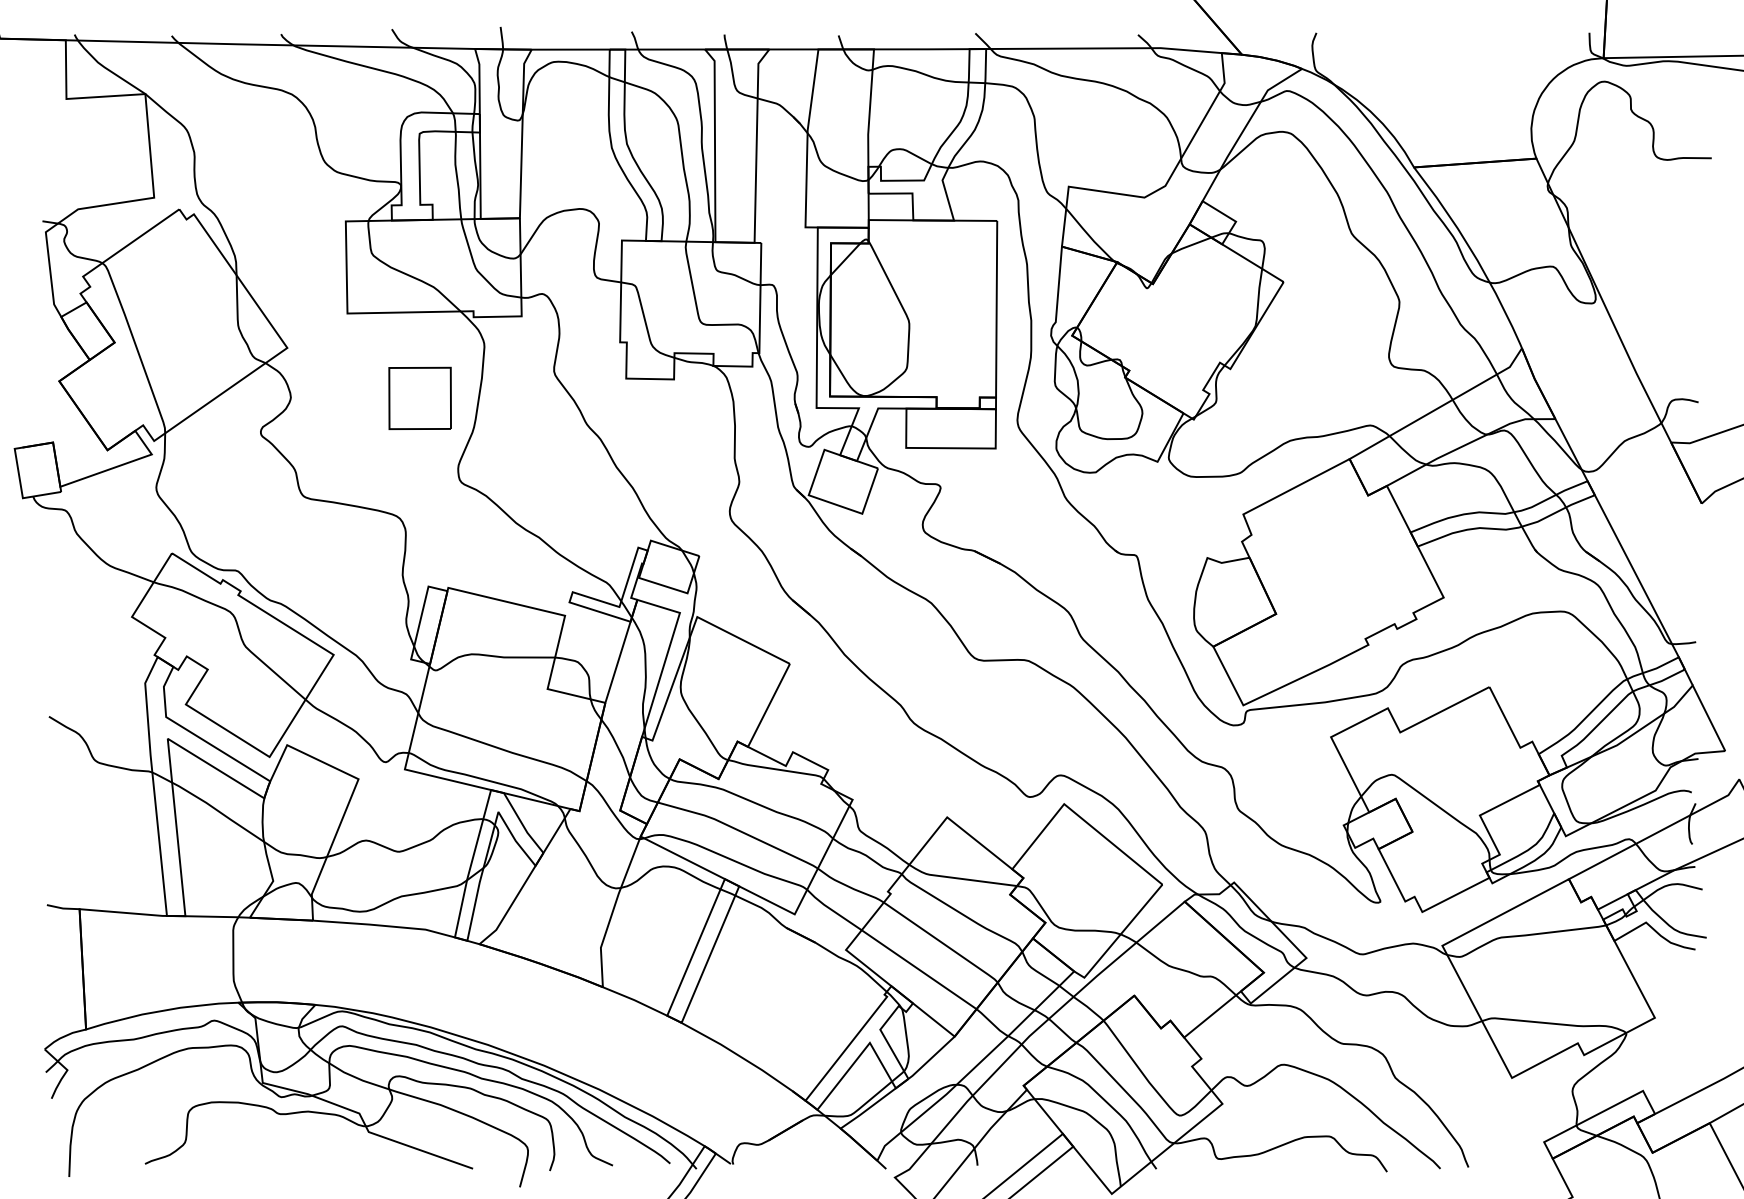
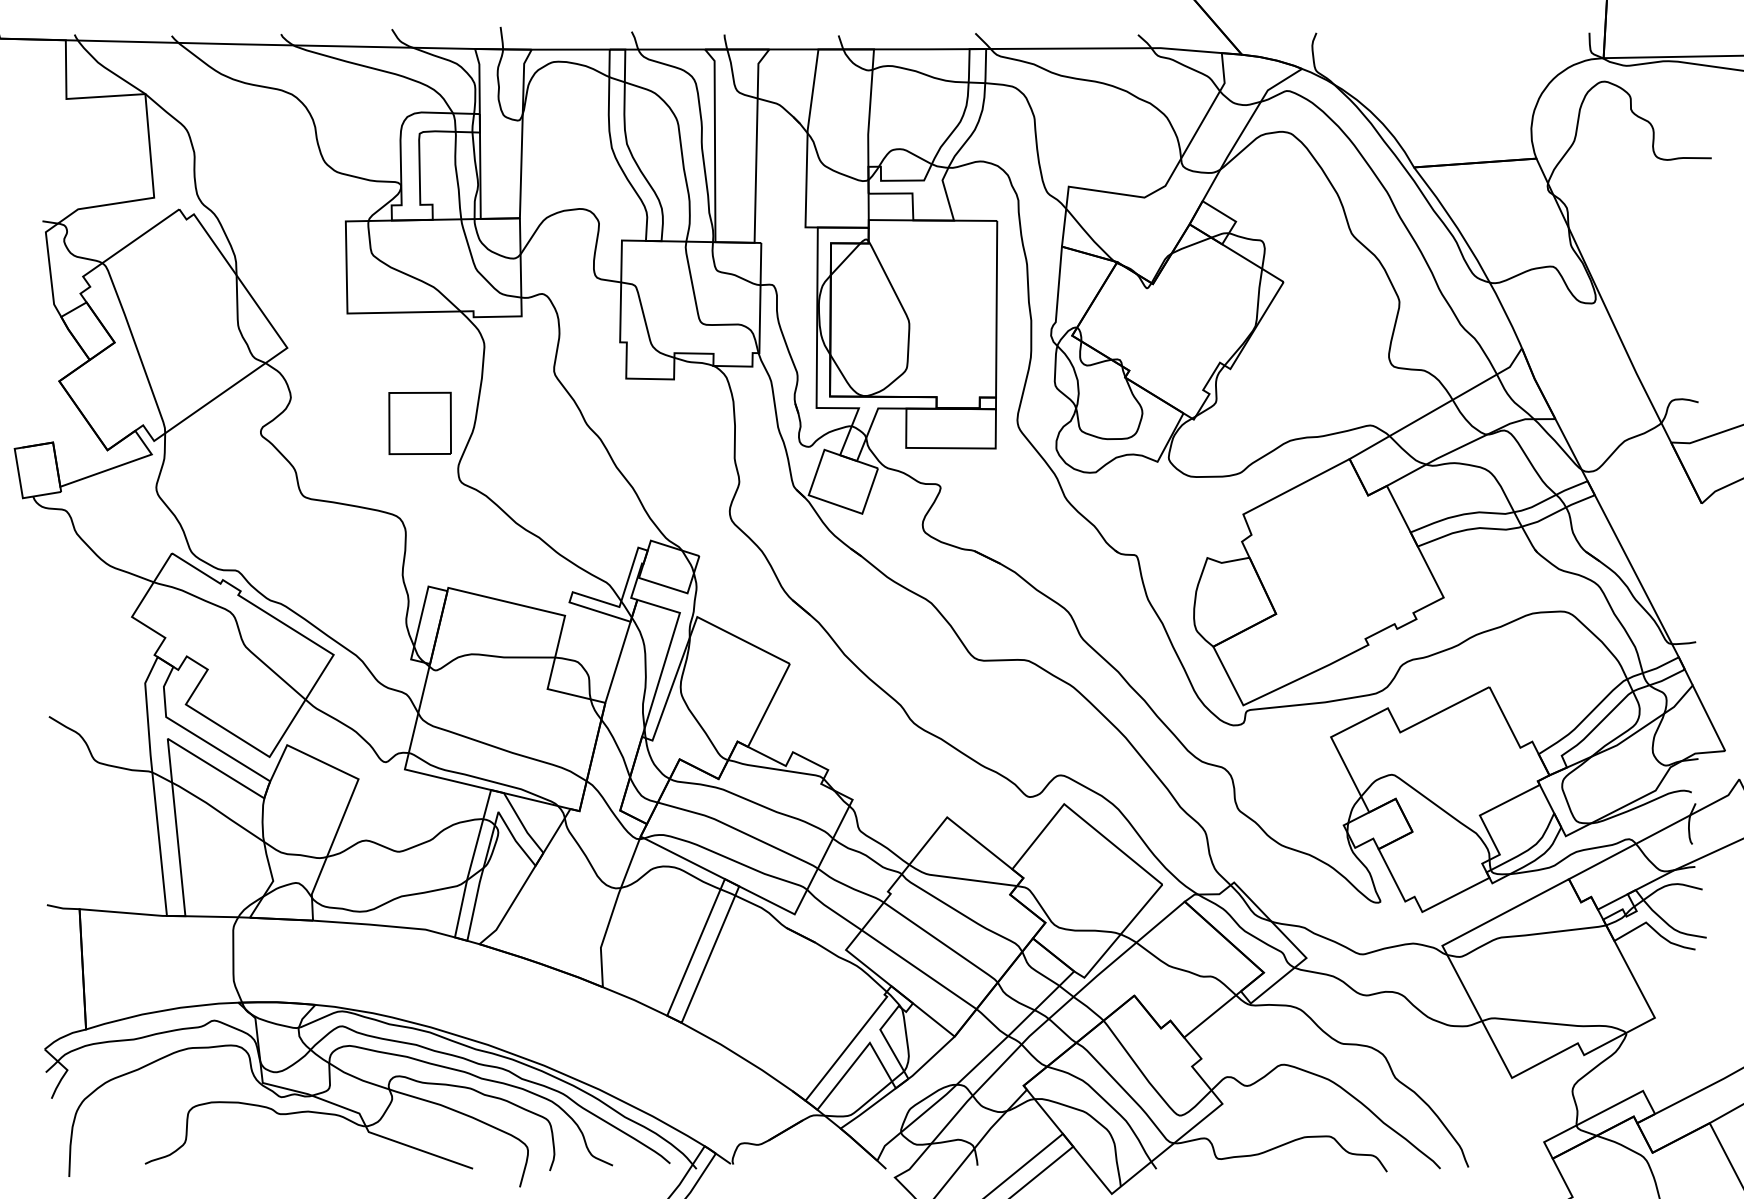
part position: (419, 397) -> (419, 422) (419, 422)
